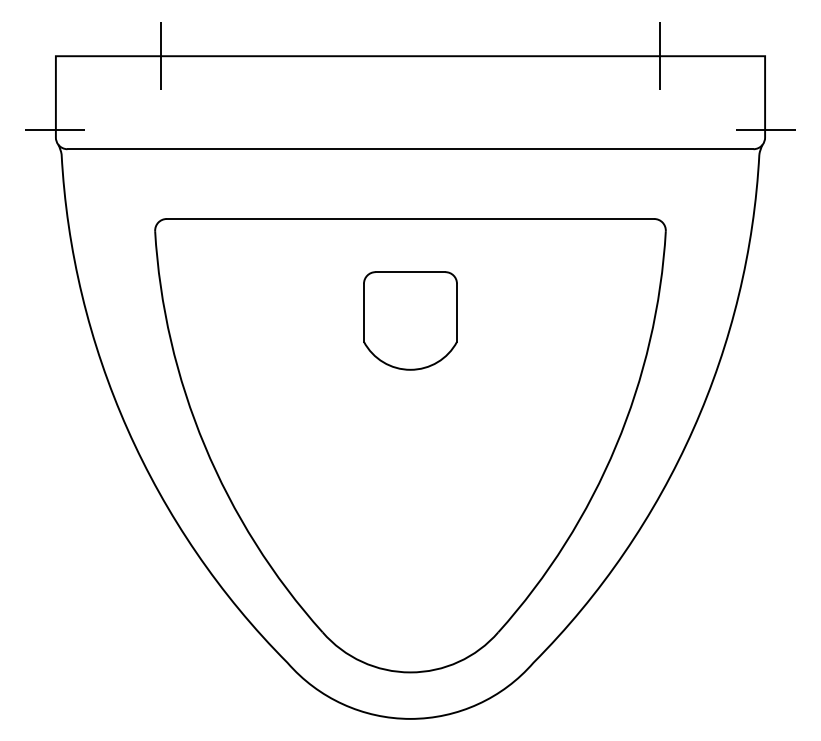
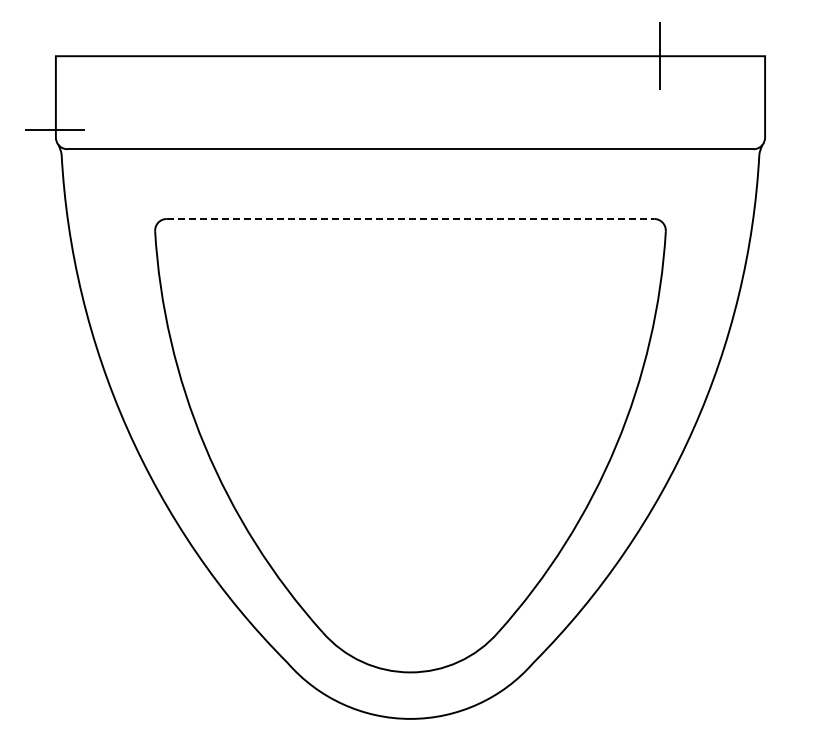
line: present -> none (160, 57)
line: present -> none (765, 130)
line: solid -> dashed (410, 218)
part: present -> none (410, 320)
